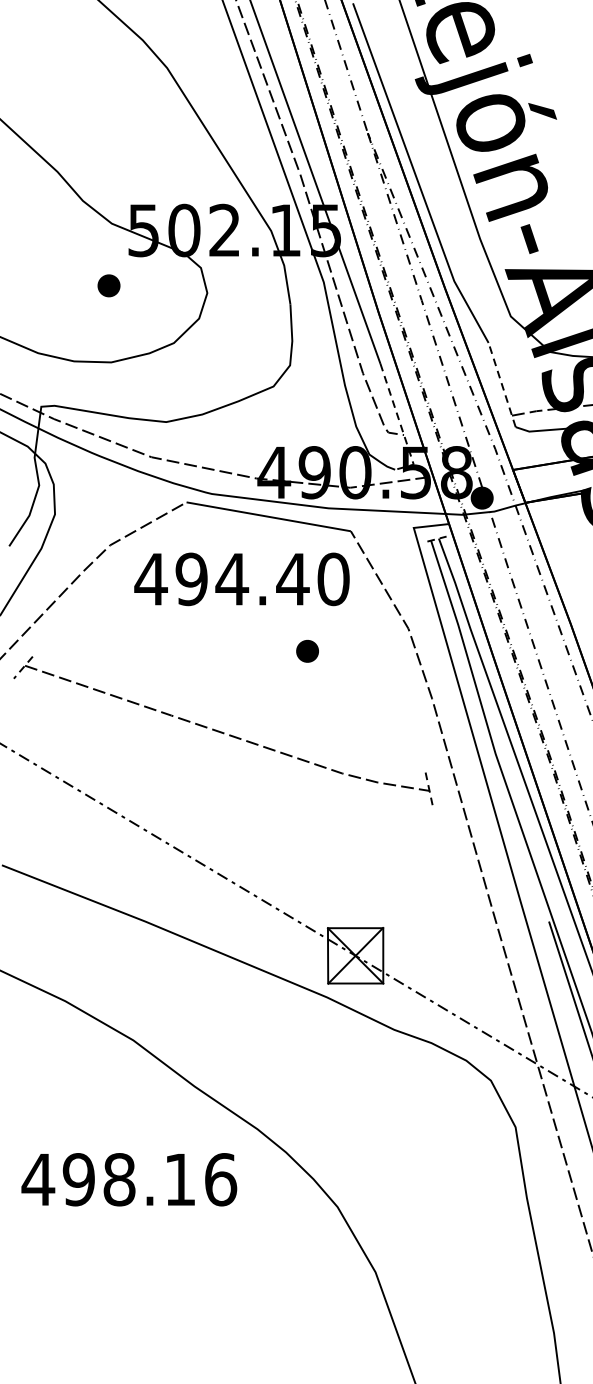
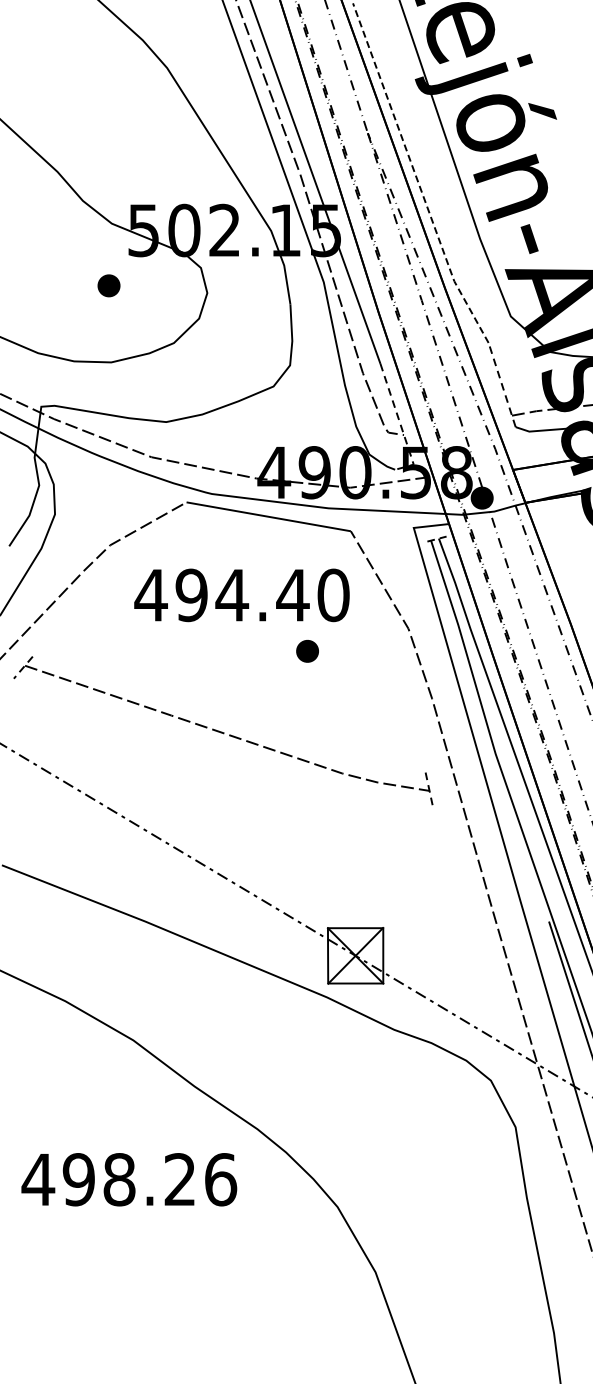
line: solid -> dashed (416, 176)
text position: (241, 579) -> (241, 595) (241, 595)
text: 498.16 -> 498.26 (179, 1179)
